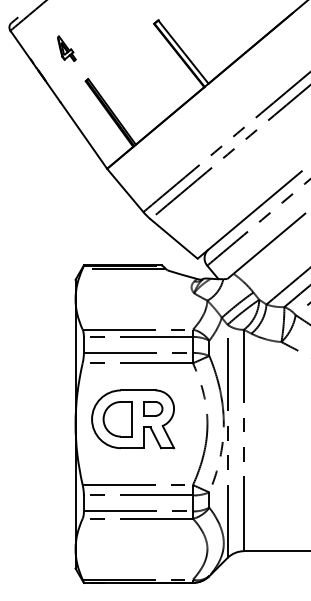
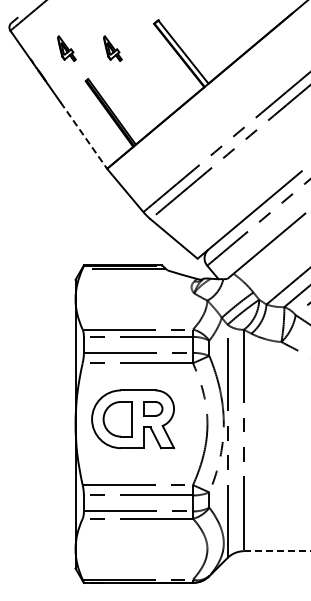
part: none -> present (112, 48)
line: solid -> dashed (83, 135)
line: solid -> dashed (277, 551)
